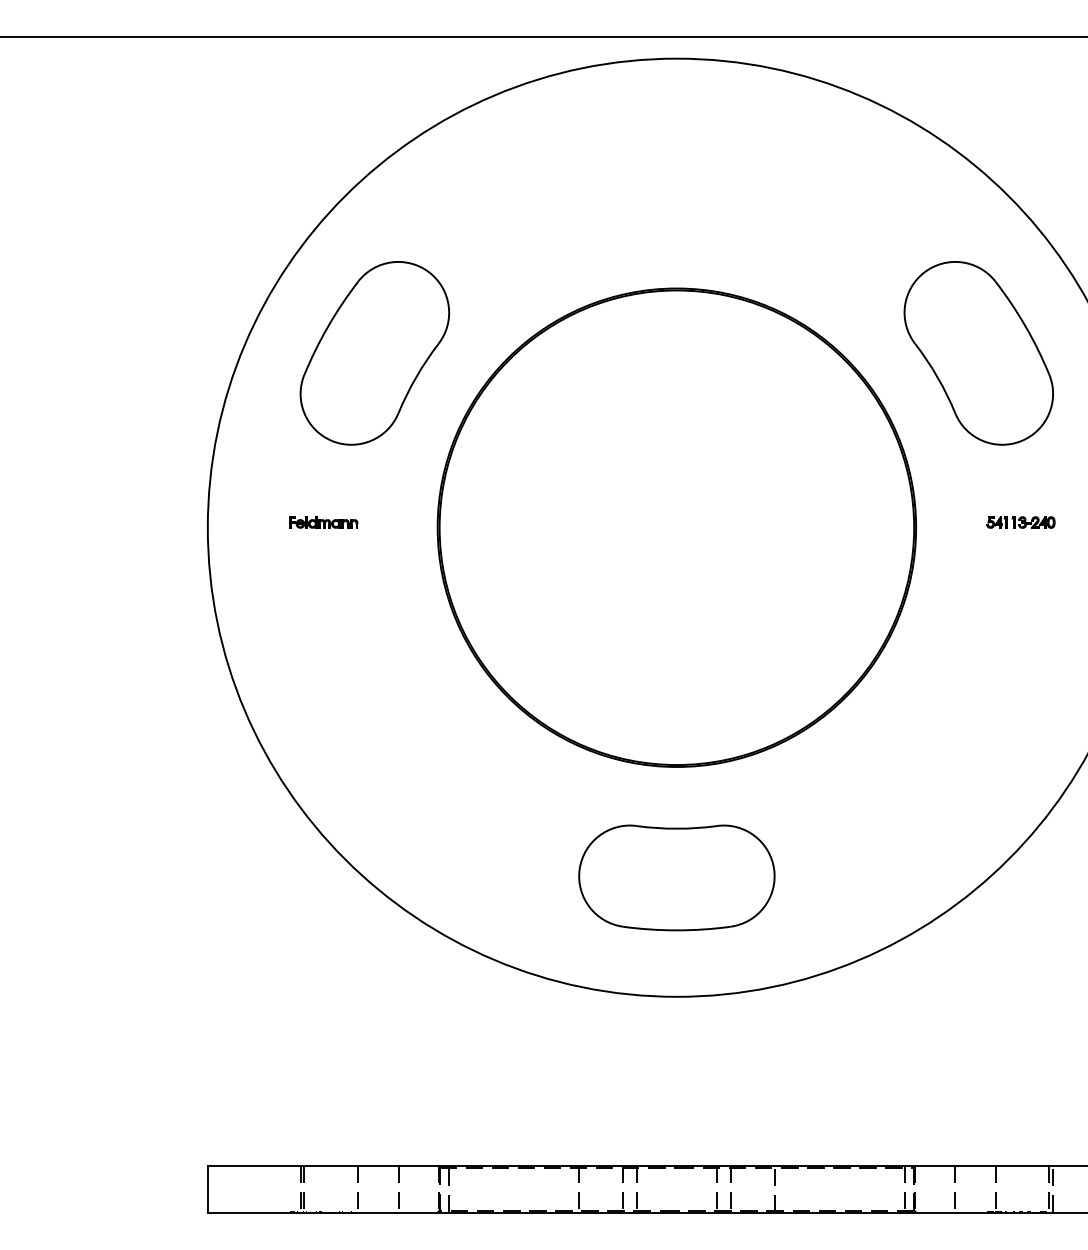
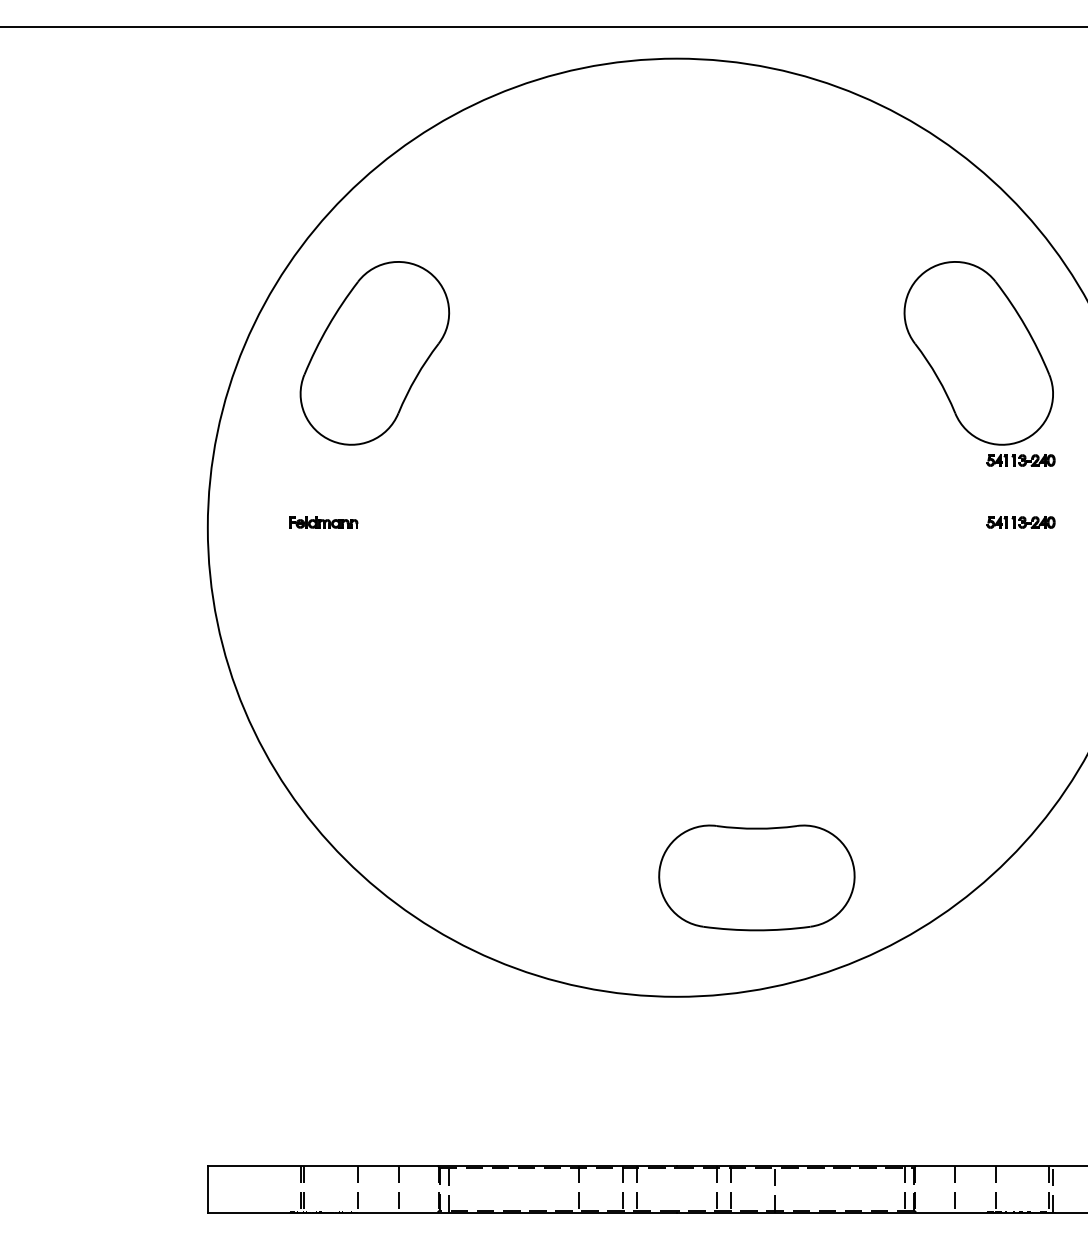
line position: (543, 37) -> (543, 27) (543, 27)
part: none -> present (1020, 460)
part: present -> none (676, 527)
part position: (676, 877) -> (756, 877) (756, 877)
